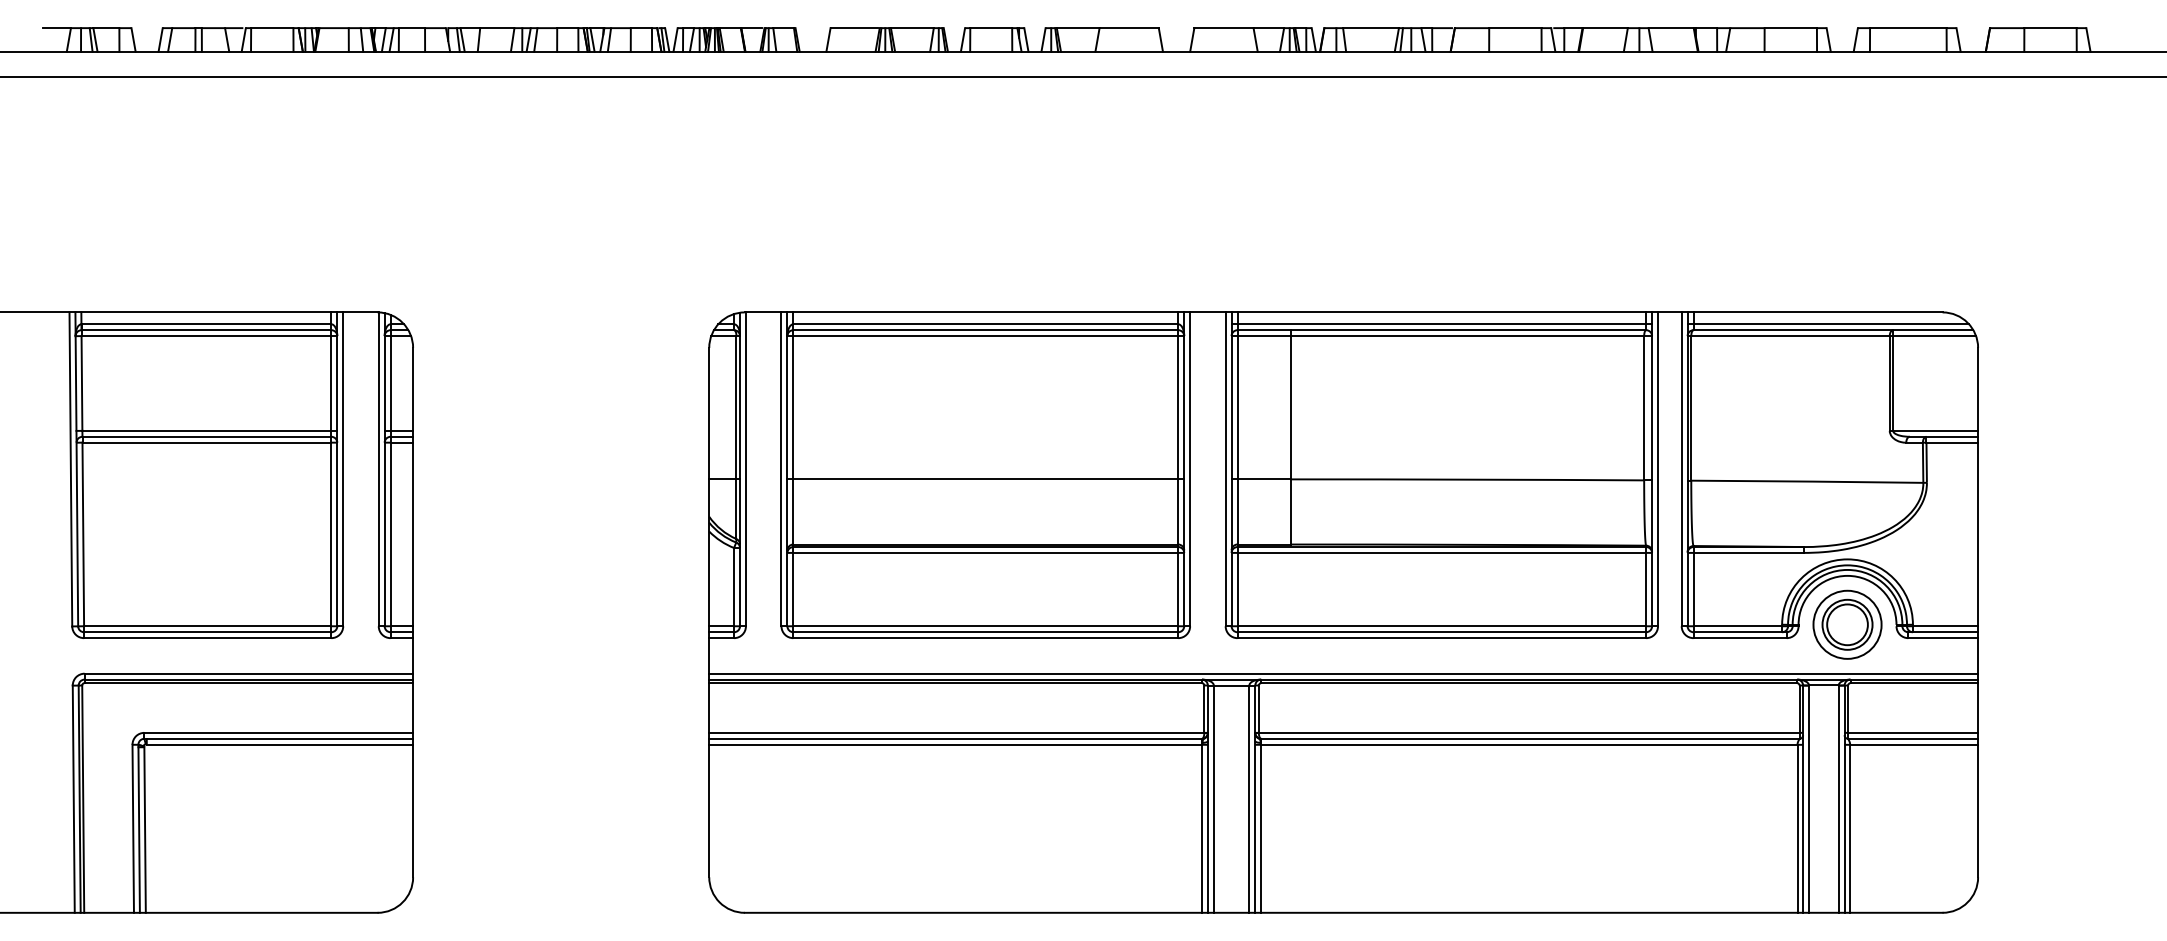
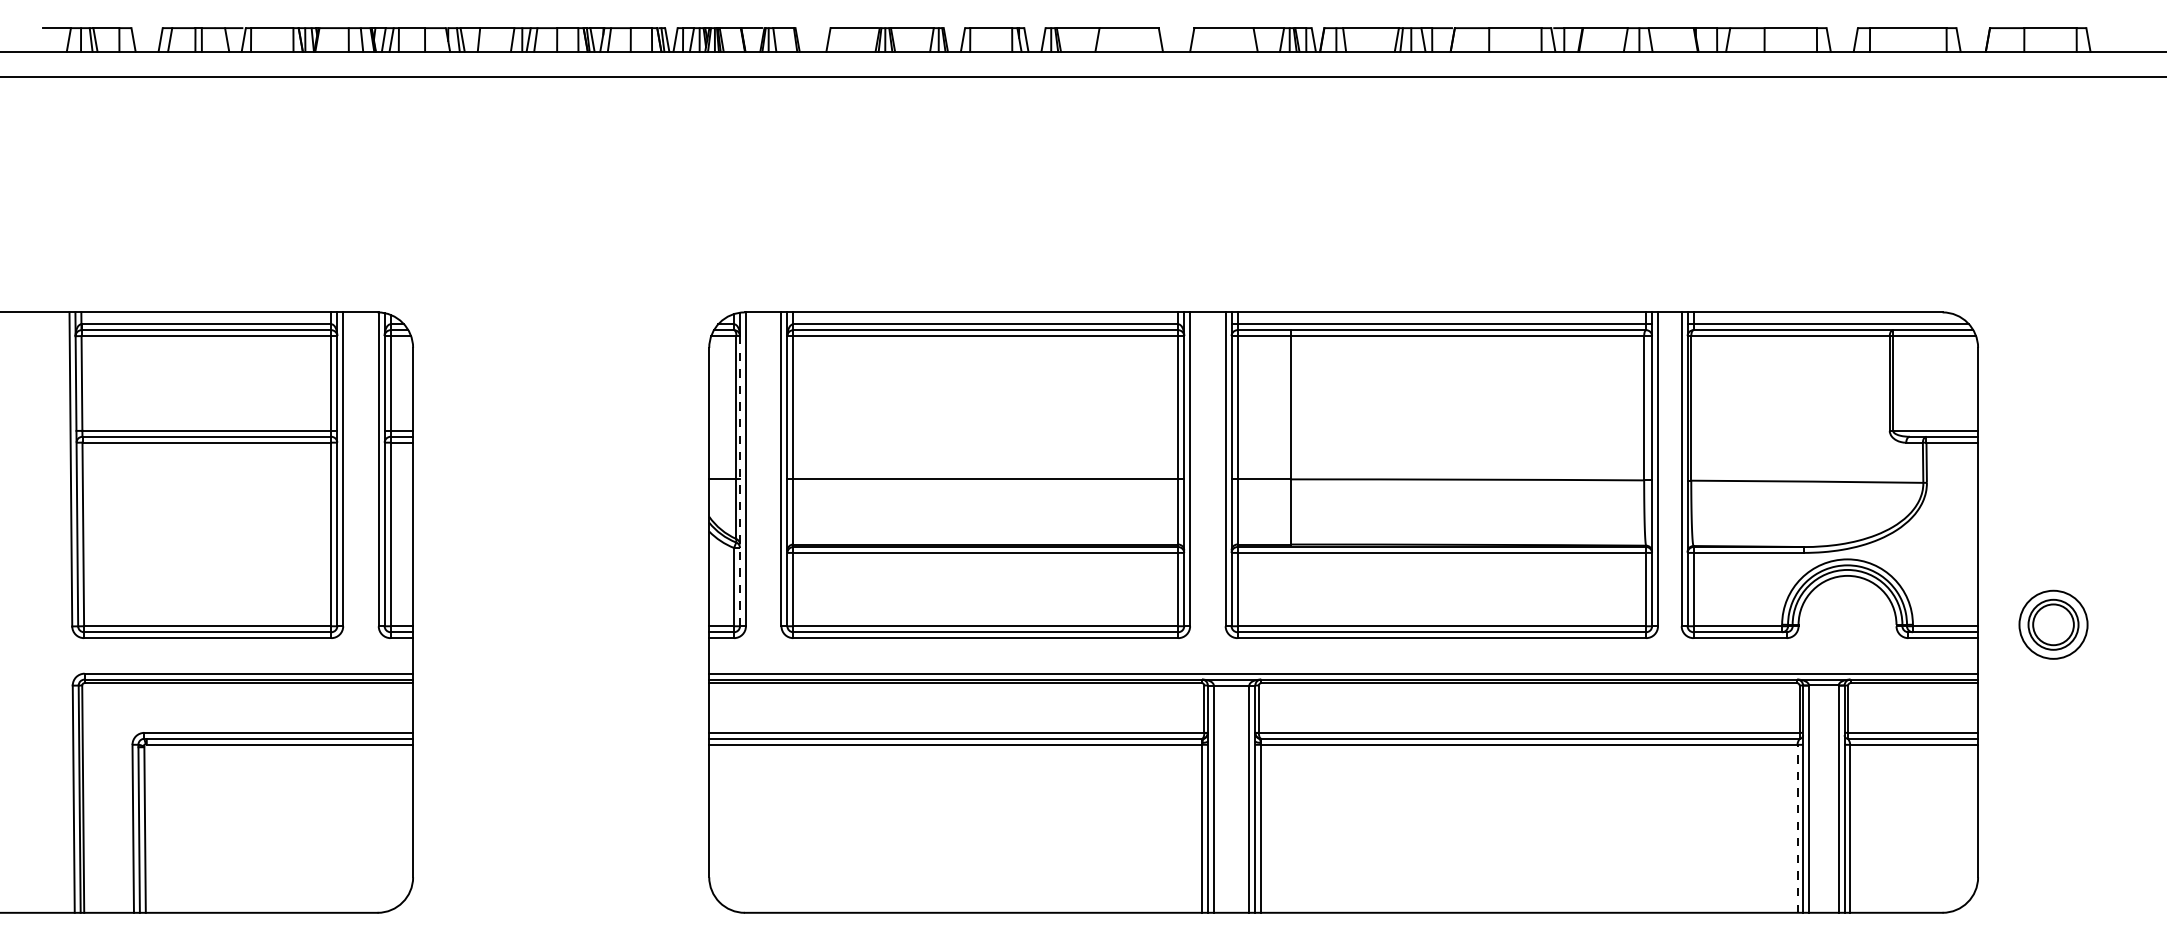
line: solid -> dashed (740, 480)
part position: (1847, 624) -> (2053, 624) (2053, 624)
line: solid -> dashed (1797, 828)
